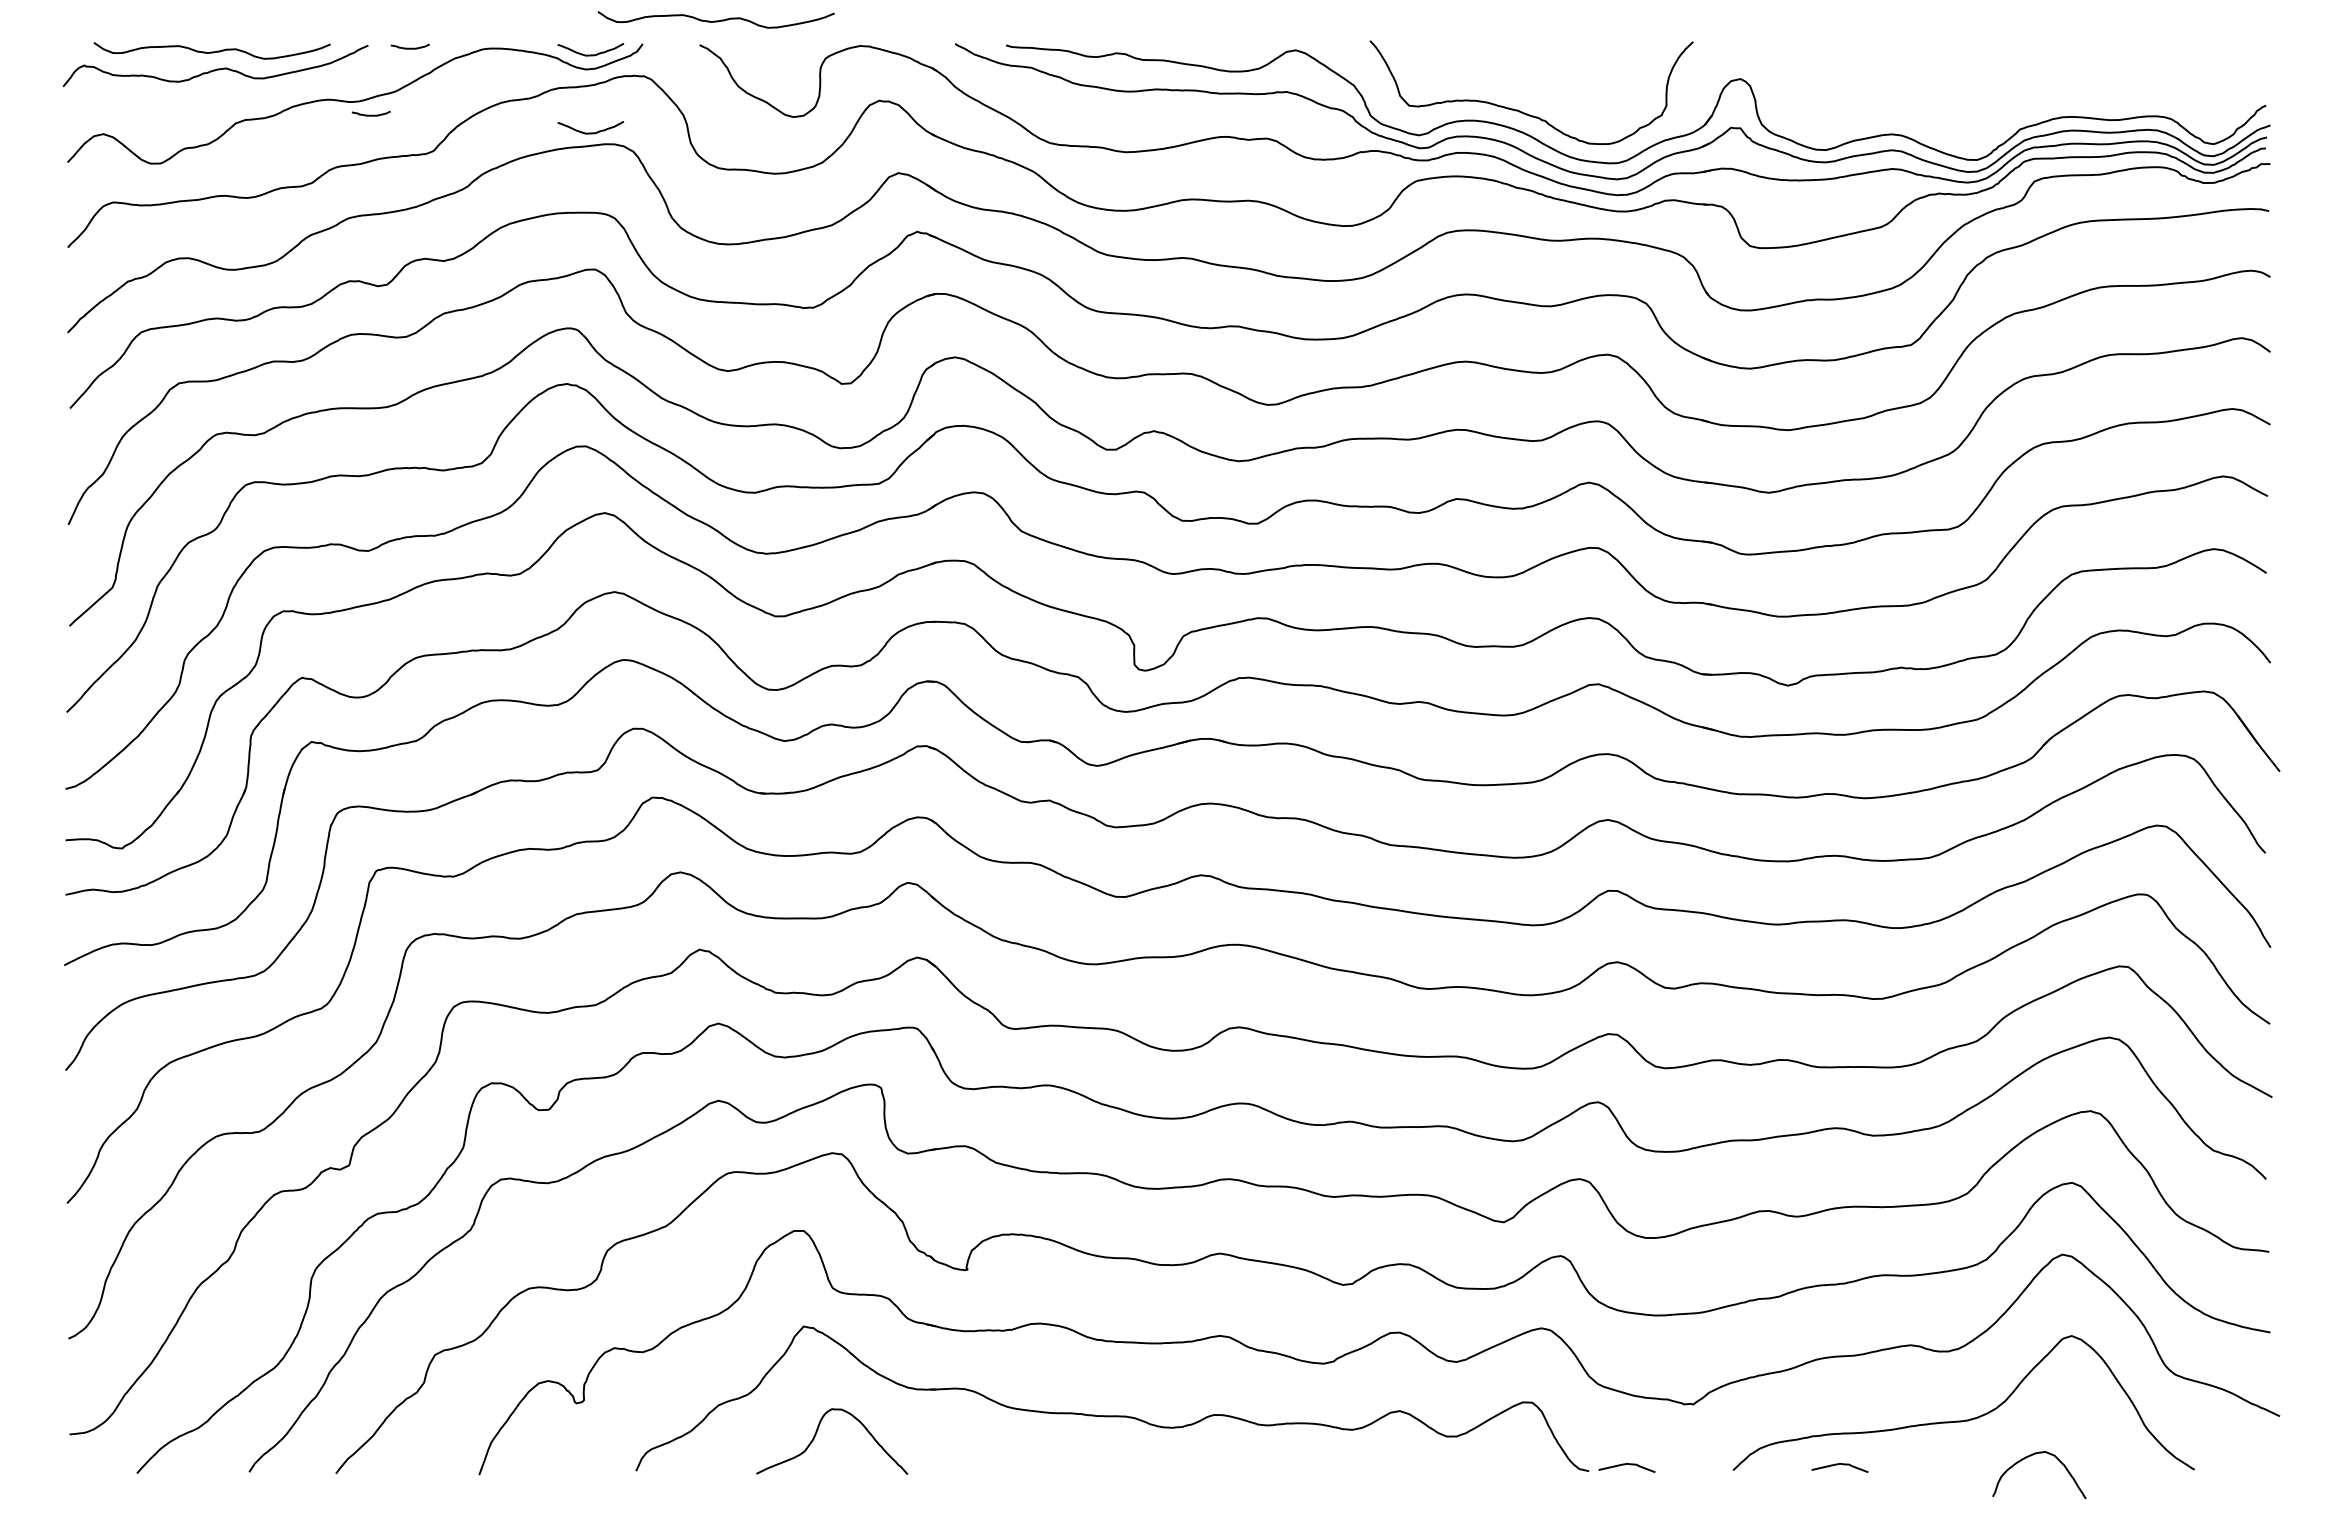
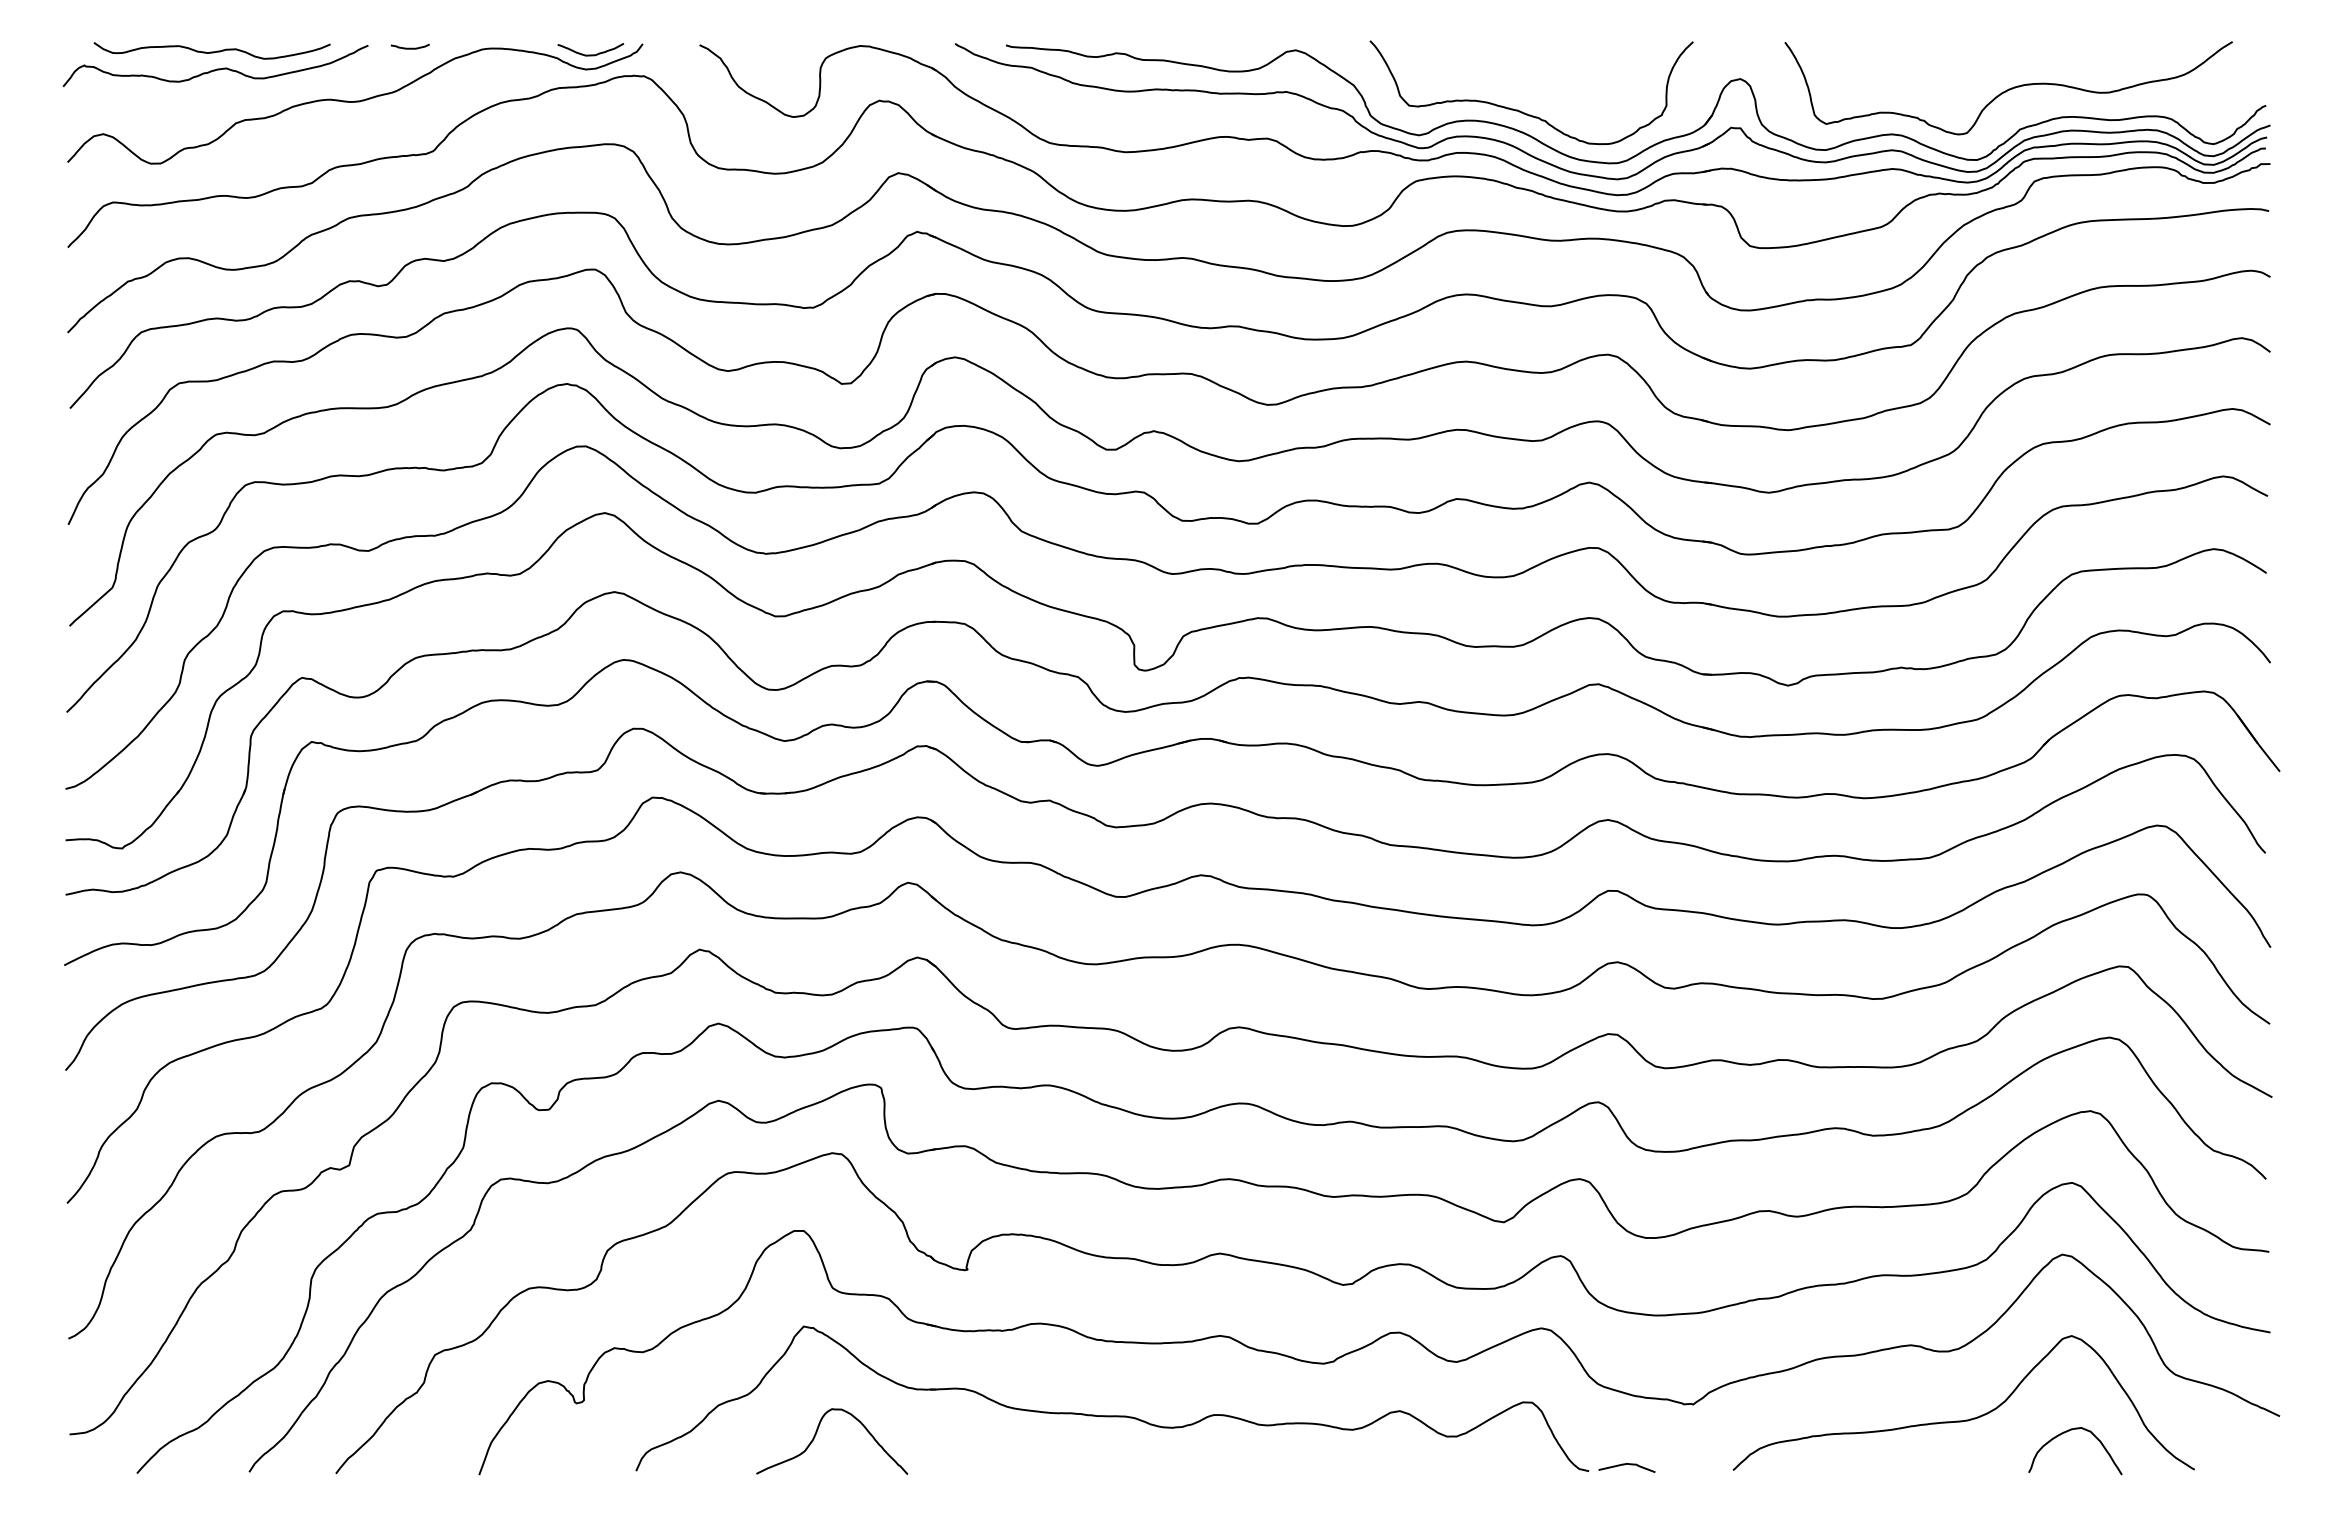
curve: present -> none (715, 20)
curve: none -> present (2008, 88)
curve: present -> none (370, 114)
curve: present -> none (590, 132)
curve position: (2031, 1456) -> (2067, 1432) (2067, 1432)
curve: present -> none (1837, 1465)
